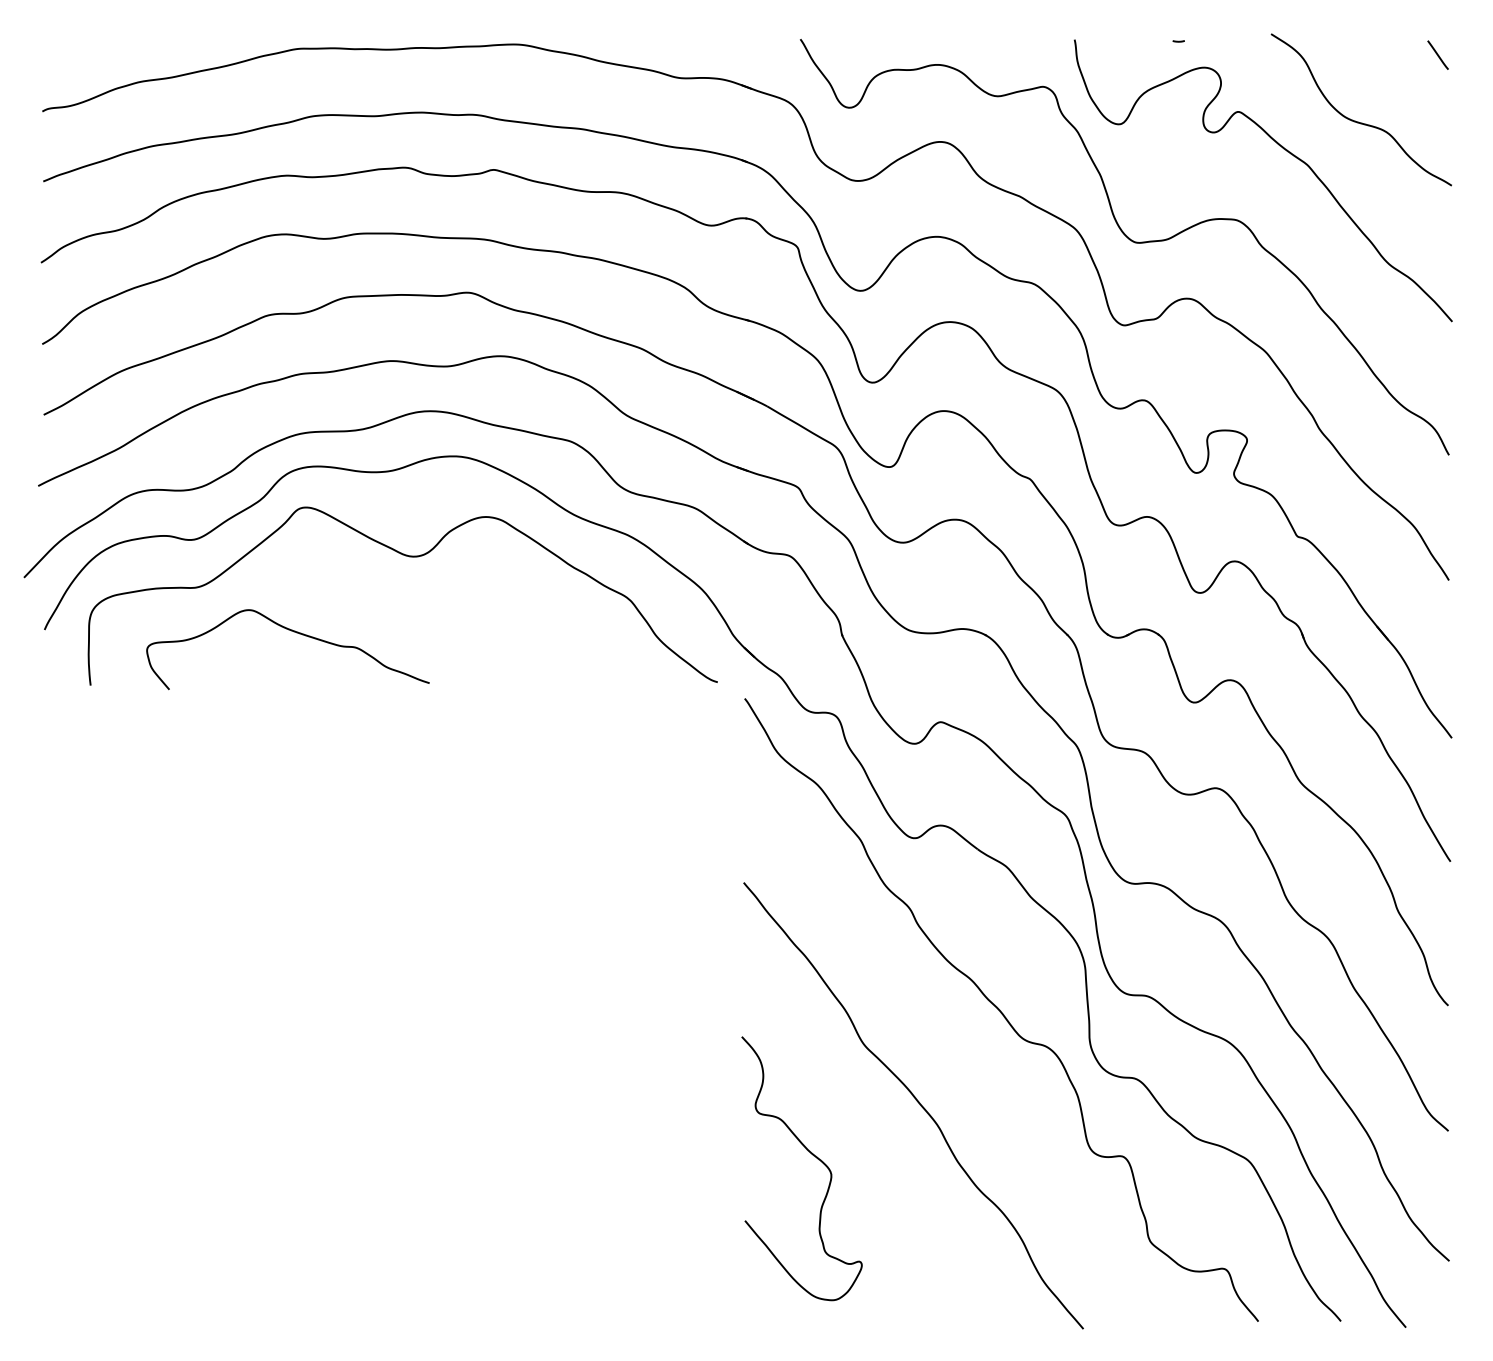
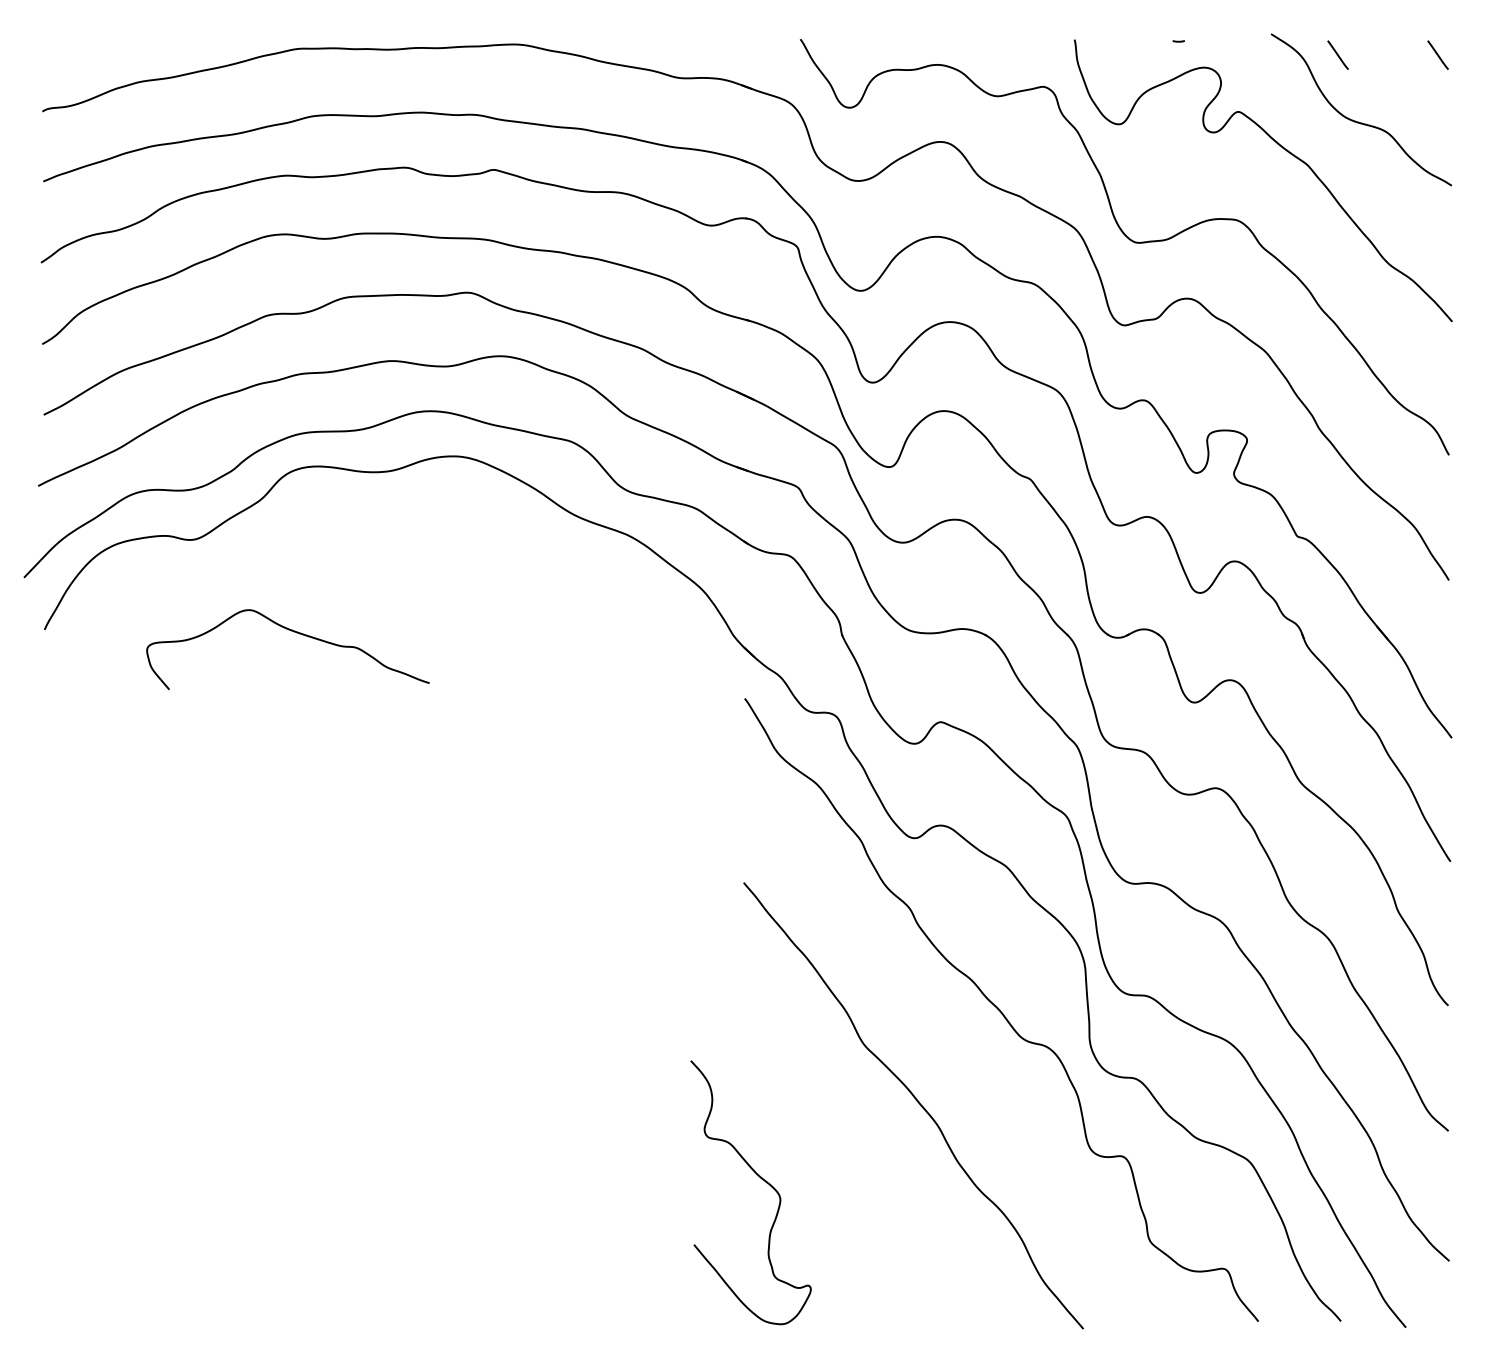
line: none -> present (1337, 54)
curve: present -> none (409, 557)
curve position: (813, 1156) -> (762, 1180) (762, 1180)
